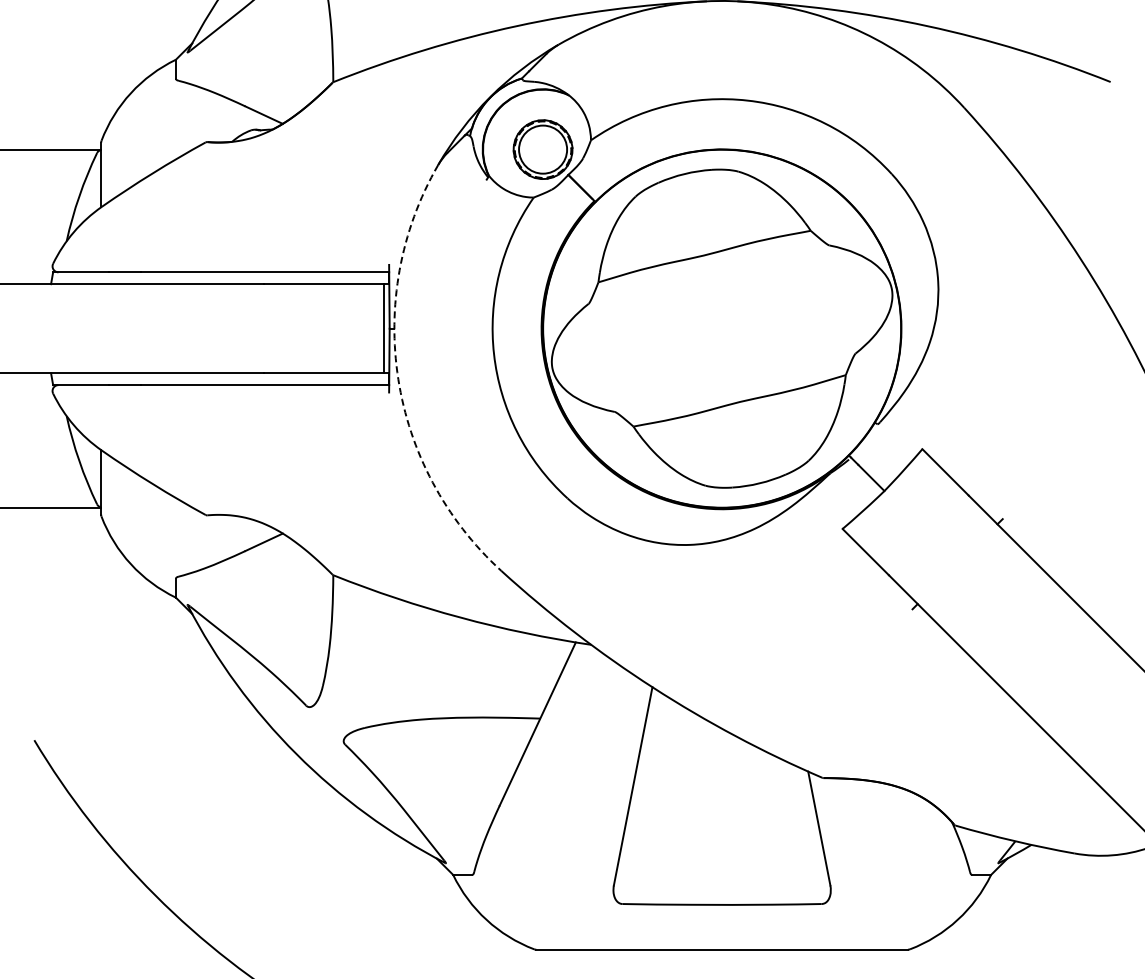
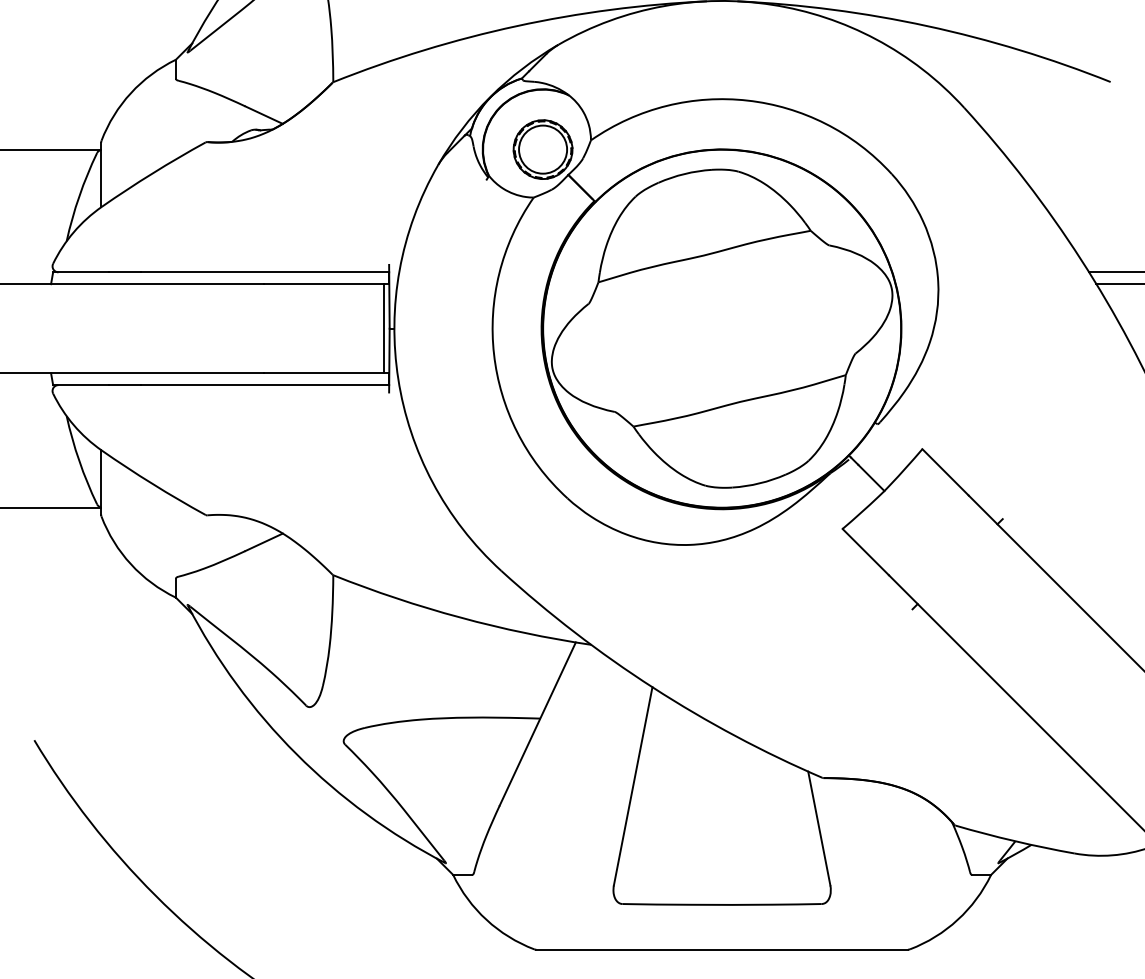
line: none -> present (1115, 272)
line: none -> present (1118, 284)
arc: dashed -> solid (398, 379)
